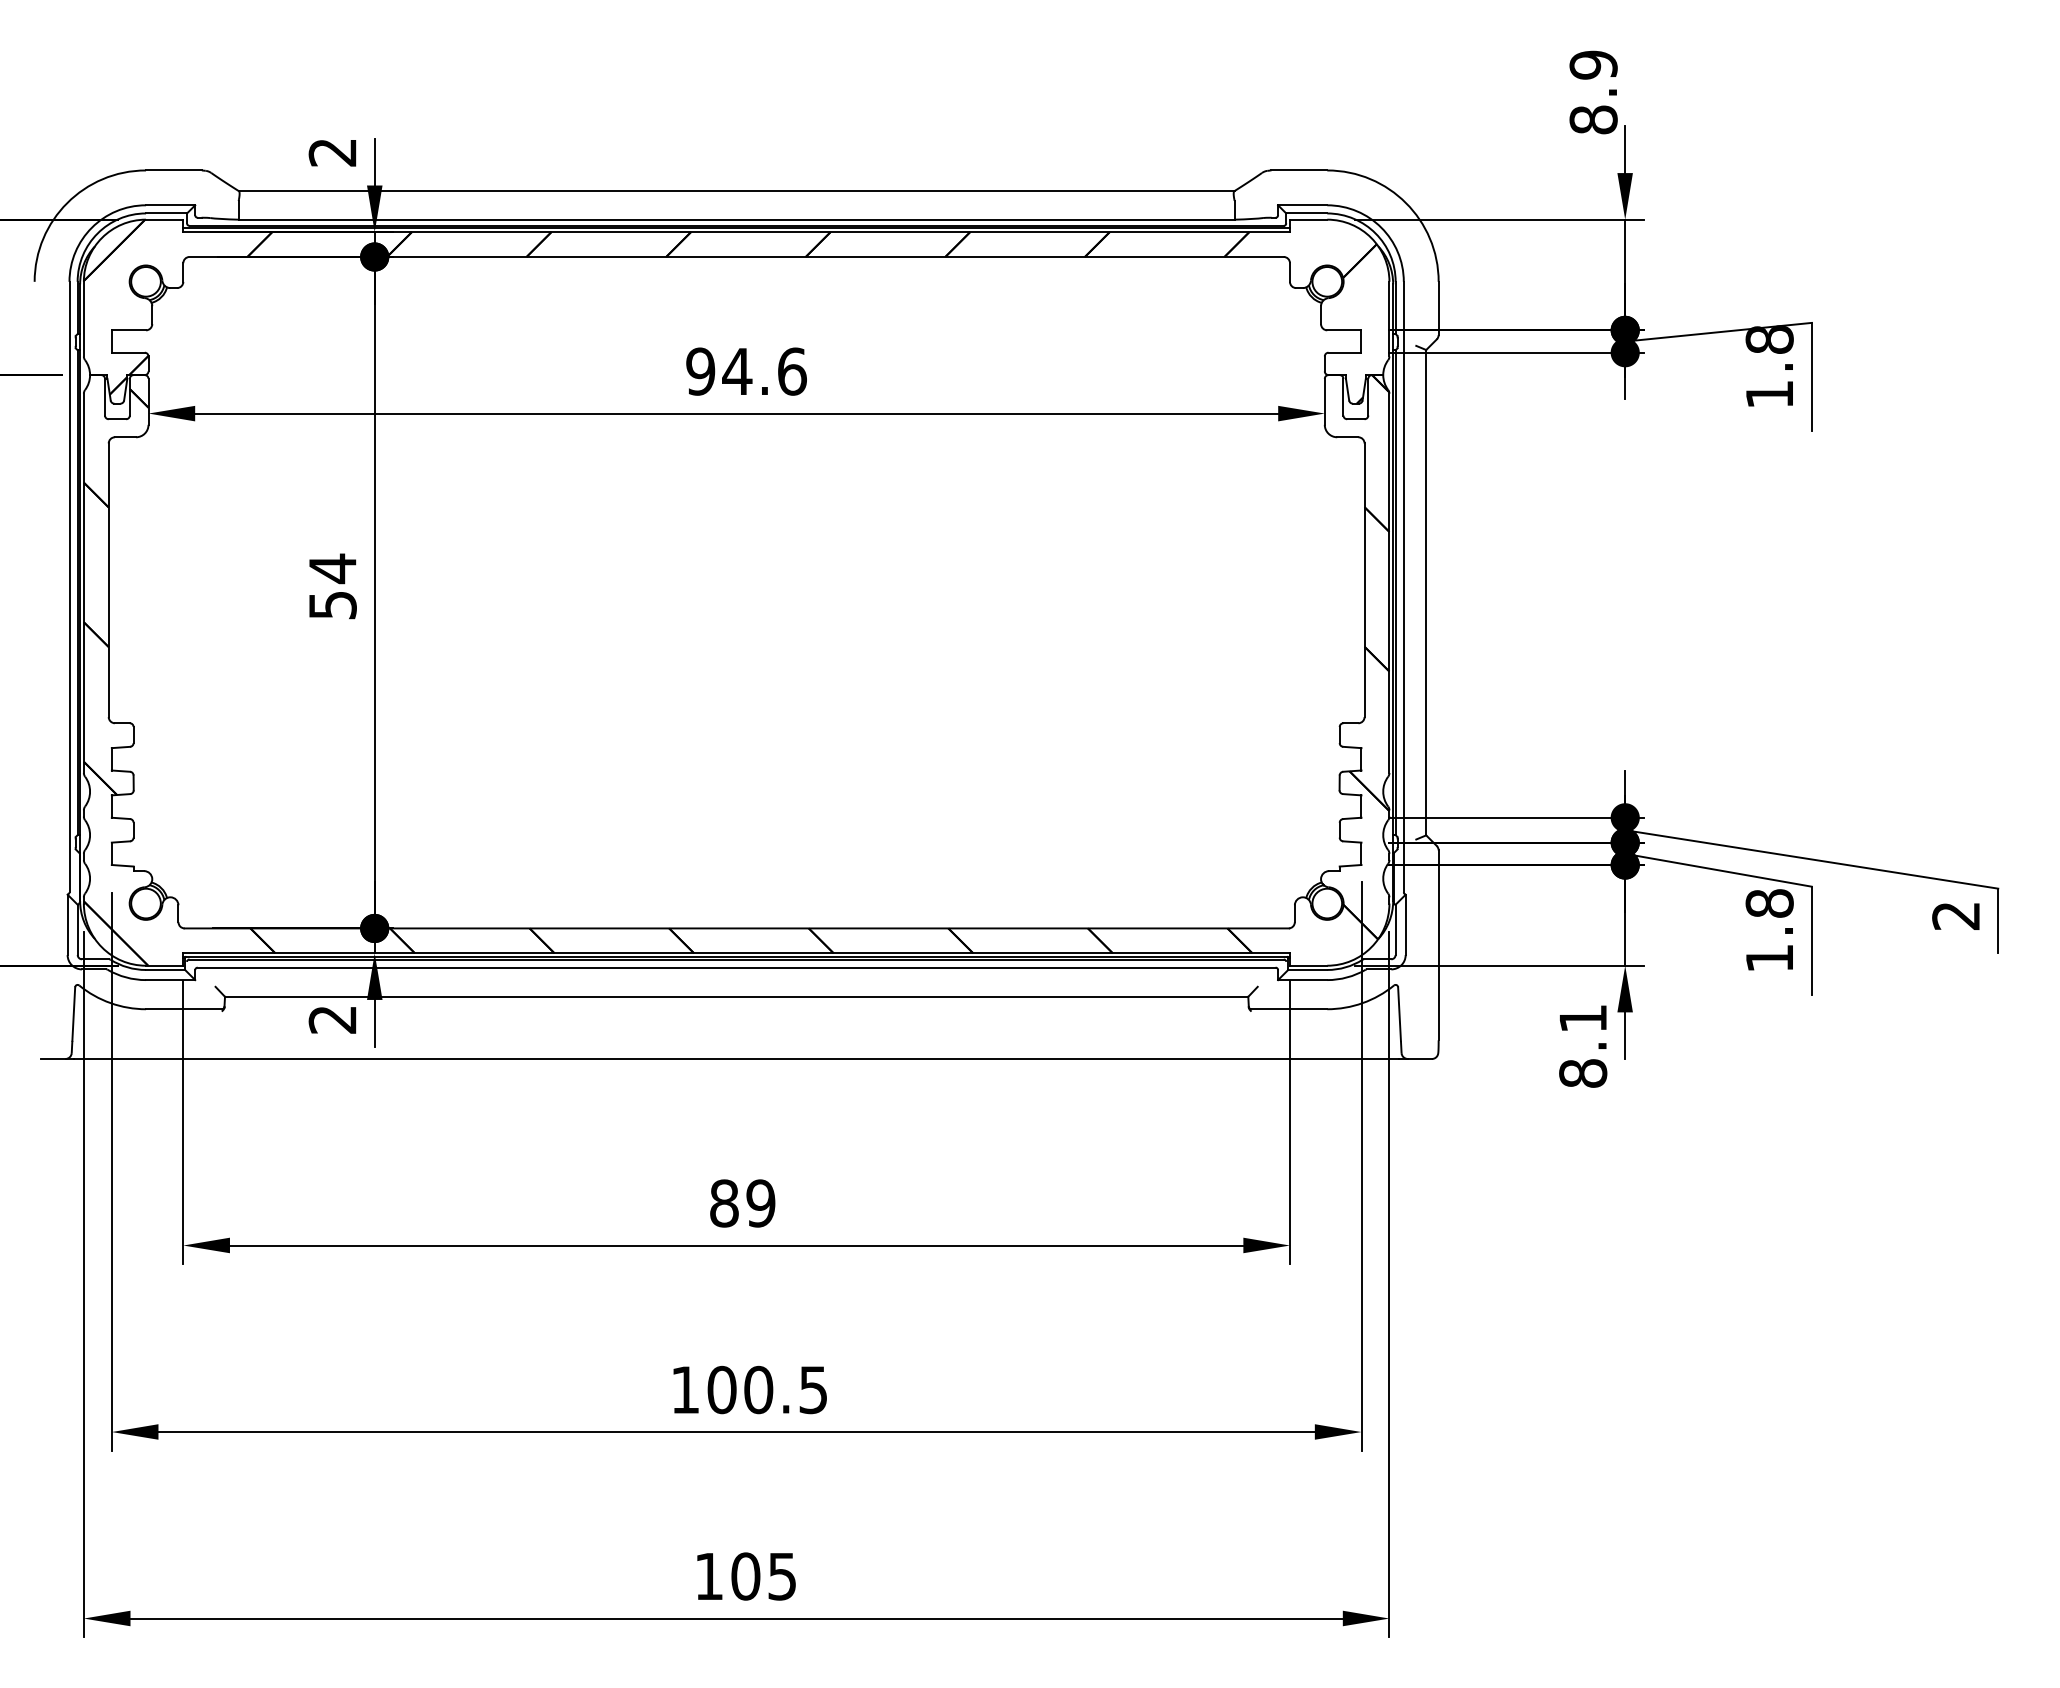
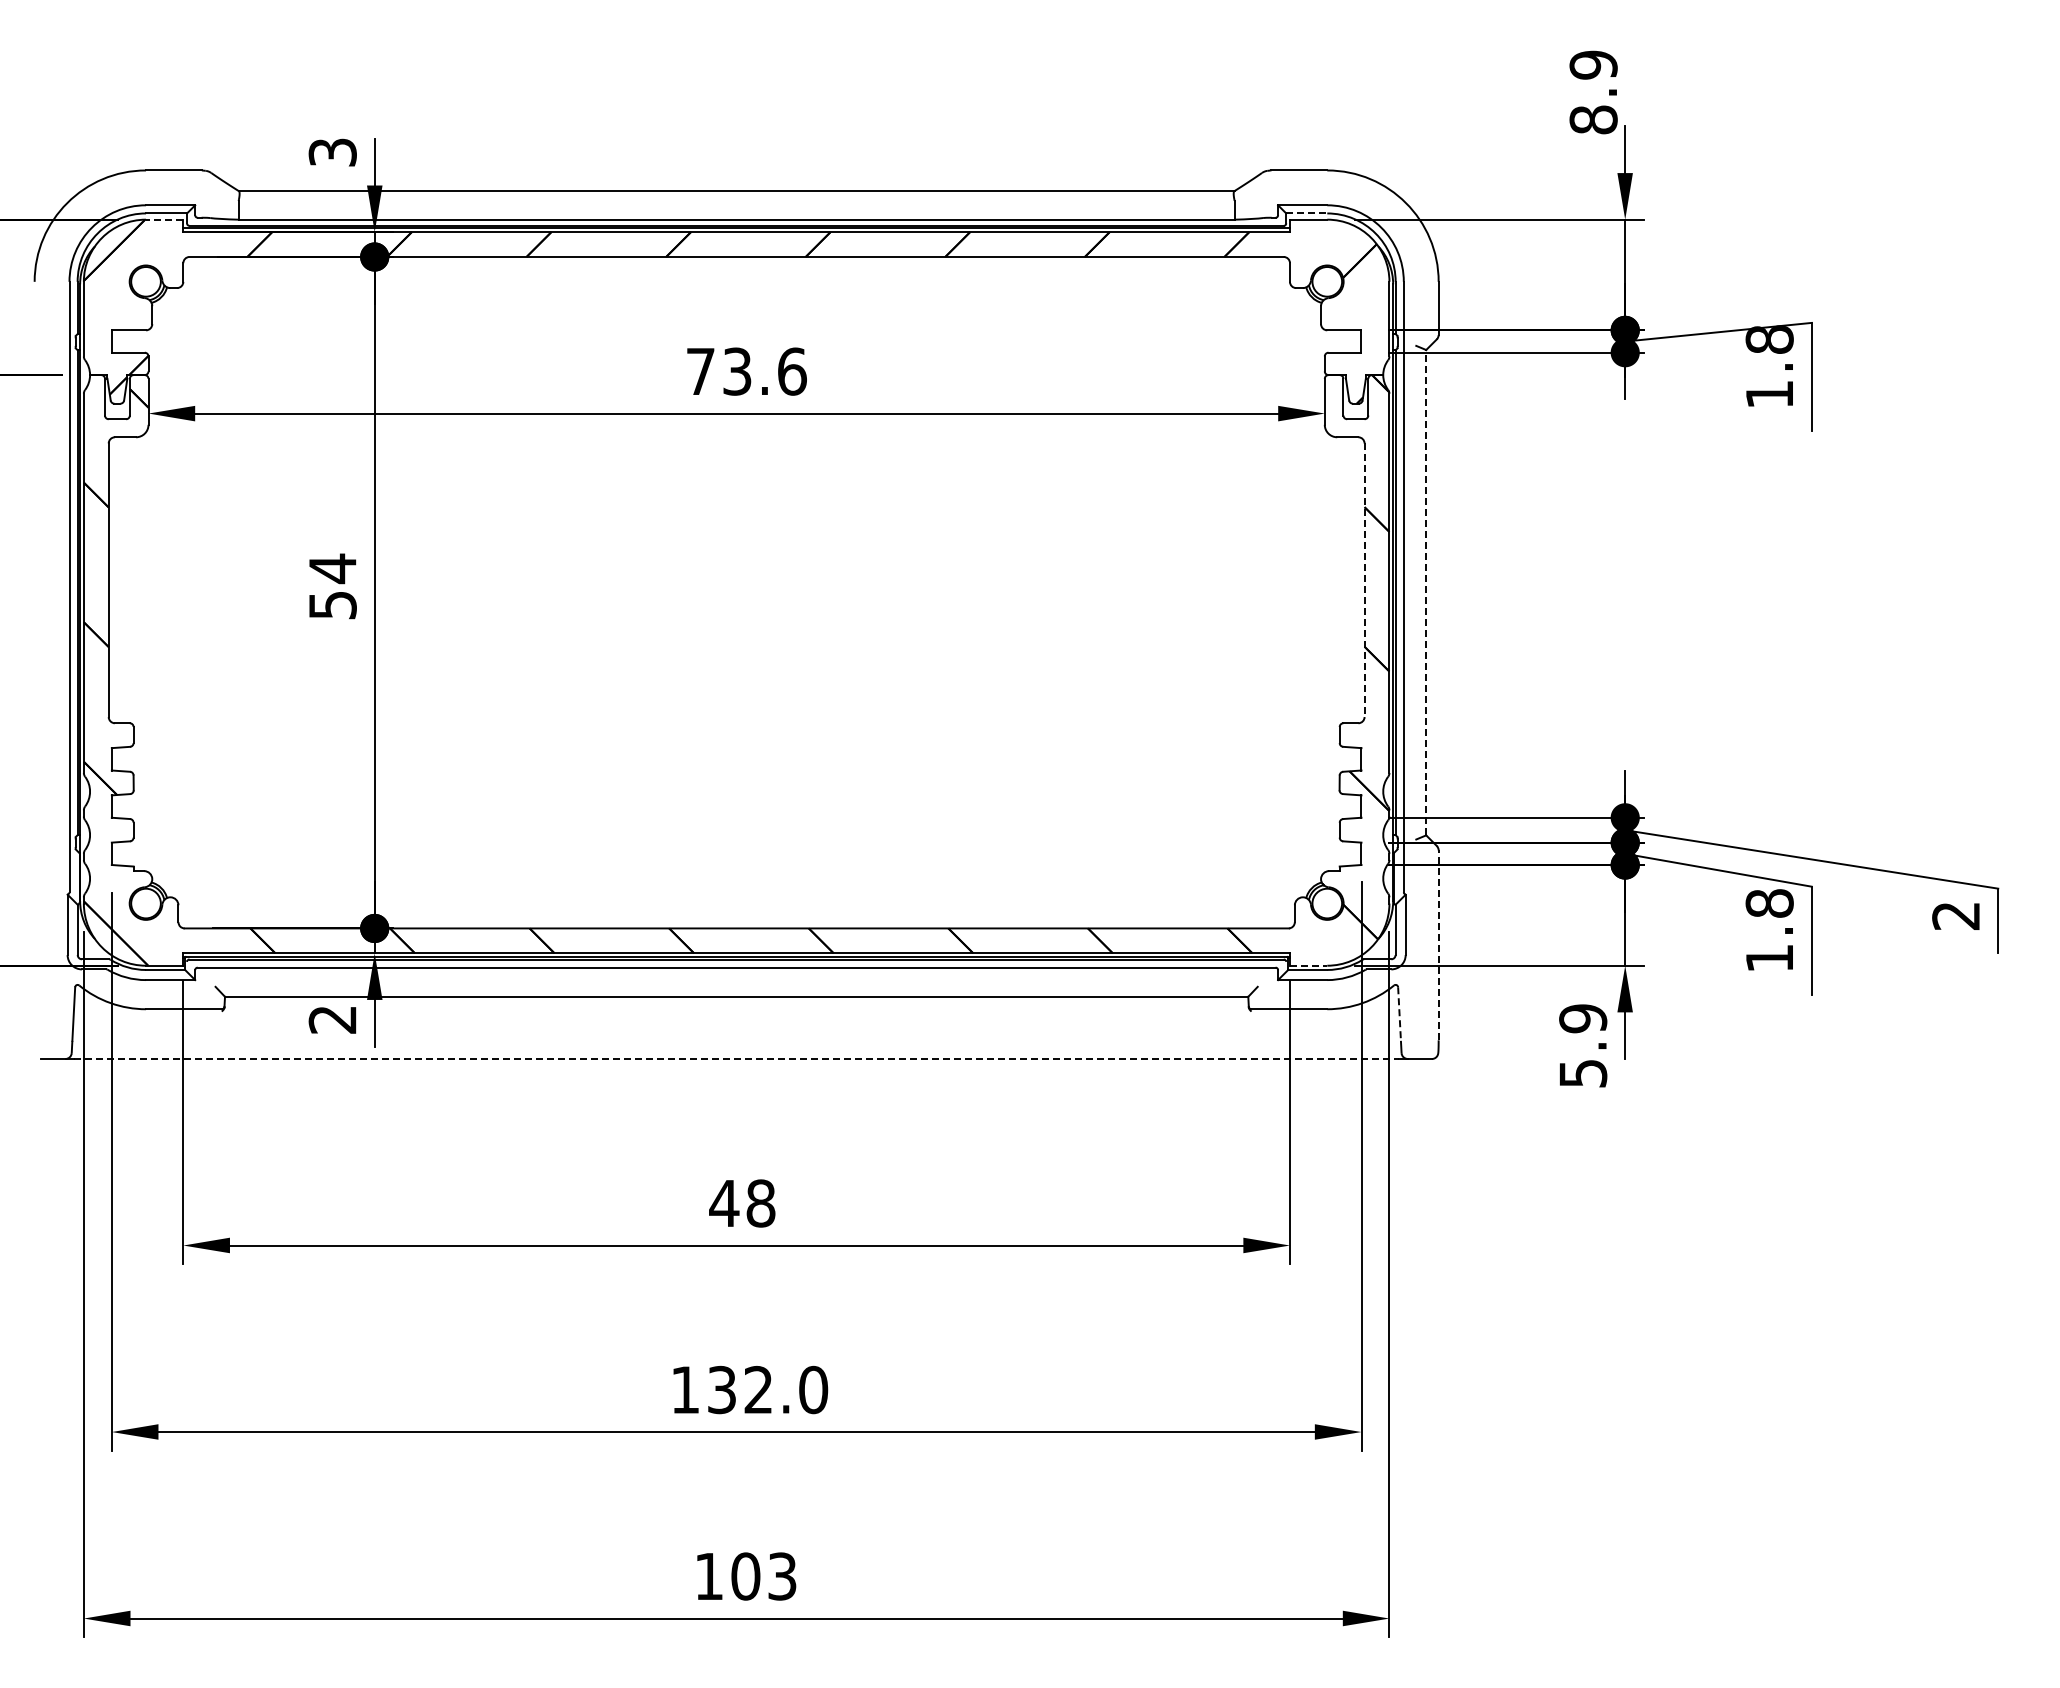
text: 2 -> 3 (332, 152)
line: solid -> dashed (1306, 213)
line: solid -> dashed (164, 219)
text: 94.6 -> 73.6 (719, 371)
line: solid -> dashed (1364, 580)
line: solid -> dashed (1426, 592)
line: solid -> dashed (1438, 945)
line: solid -> dashed (1308, 965)
line: solid -> dashed (1399, 1014)
text: 8.1 -> 5.9 (1583, 1045)
line: solid -> dashed (737, 1058)
text: 89 -> 48 (742, 1203)
text: 100.5 -> 132.0 (767, 1389)
text: 105 -> 103 (782, 1576)
